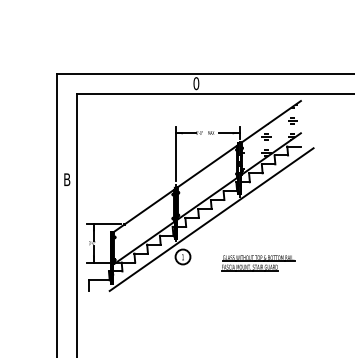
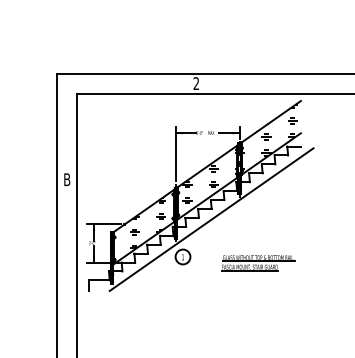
text: 0 -> 2 (196, 83)
hatch: none -> present (209, 182)
hatch: none -> present (147, 223)
